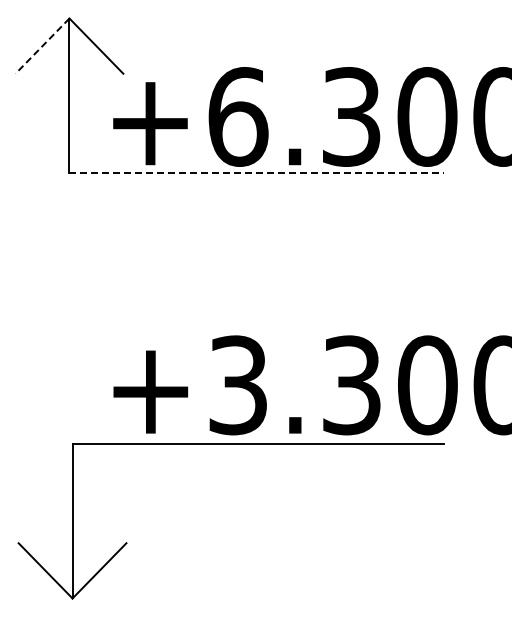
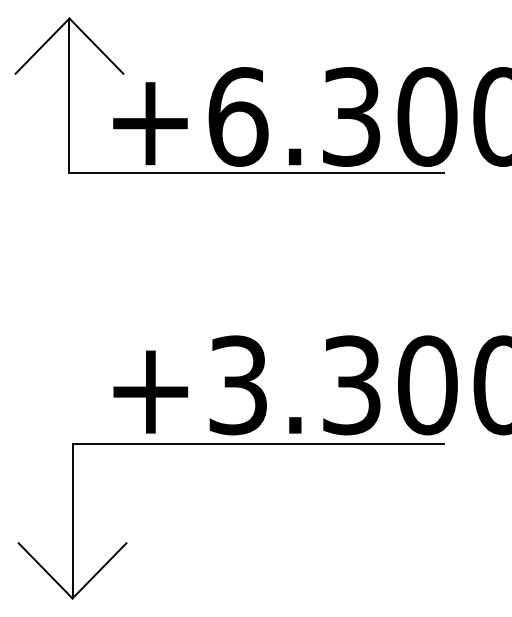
line: dashed -> solid (42, 46)
line: dashed -> solid (257, 172)
